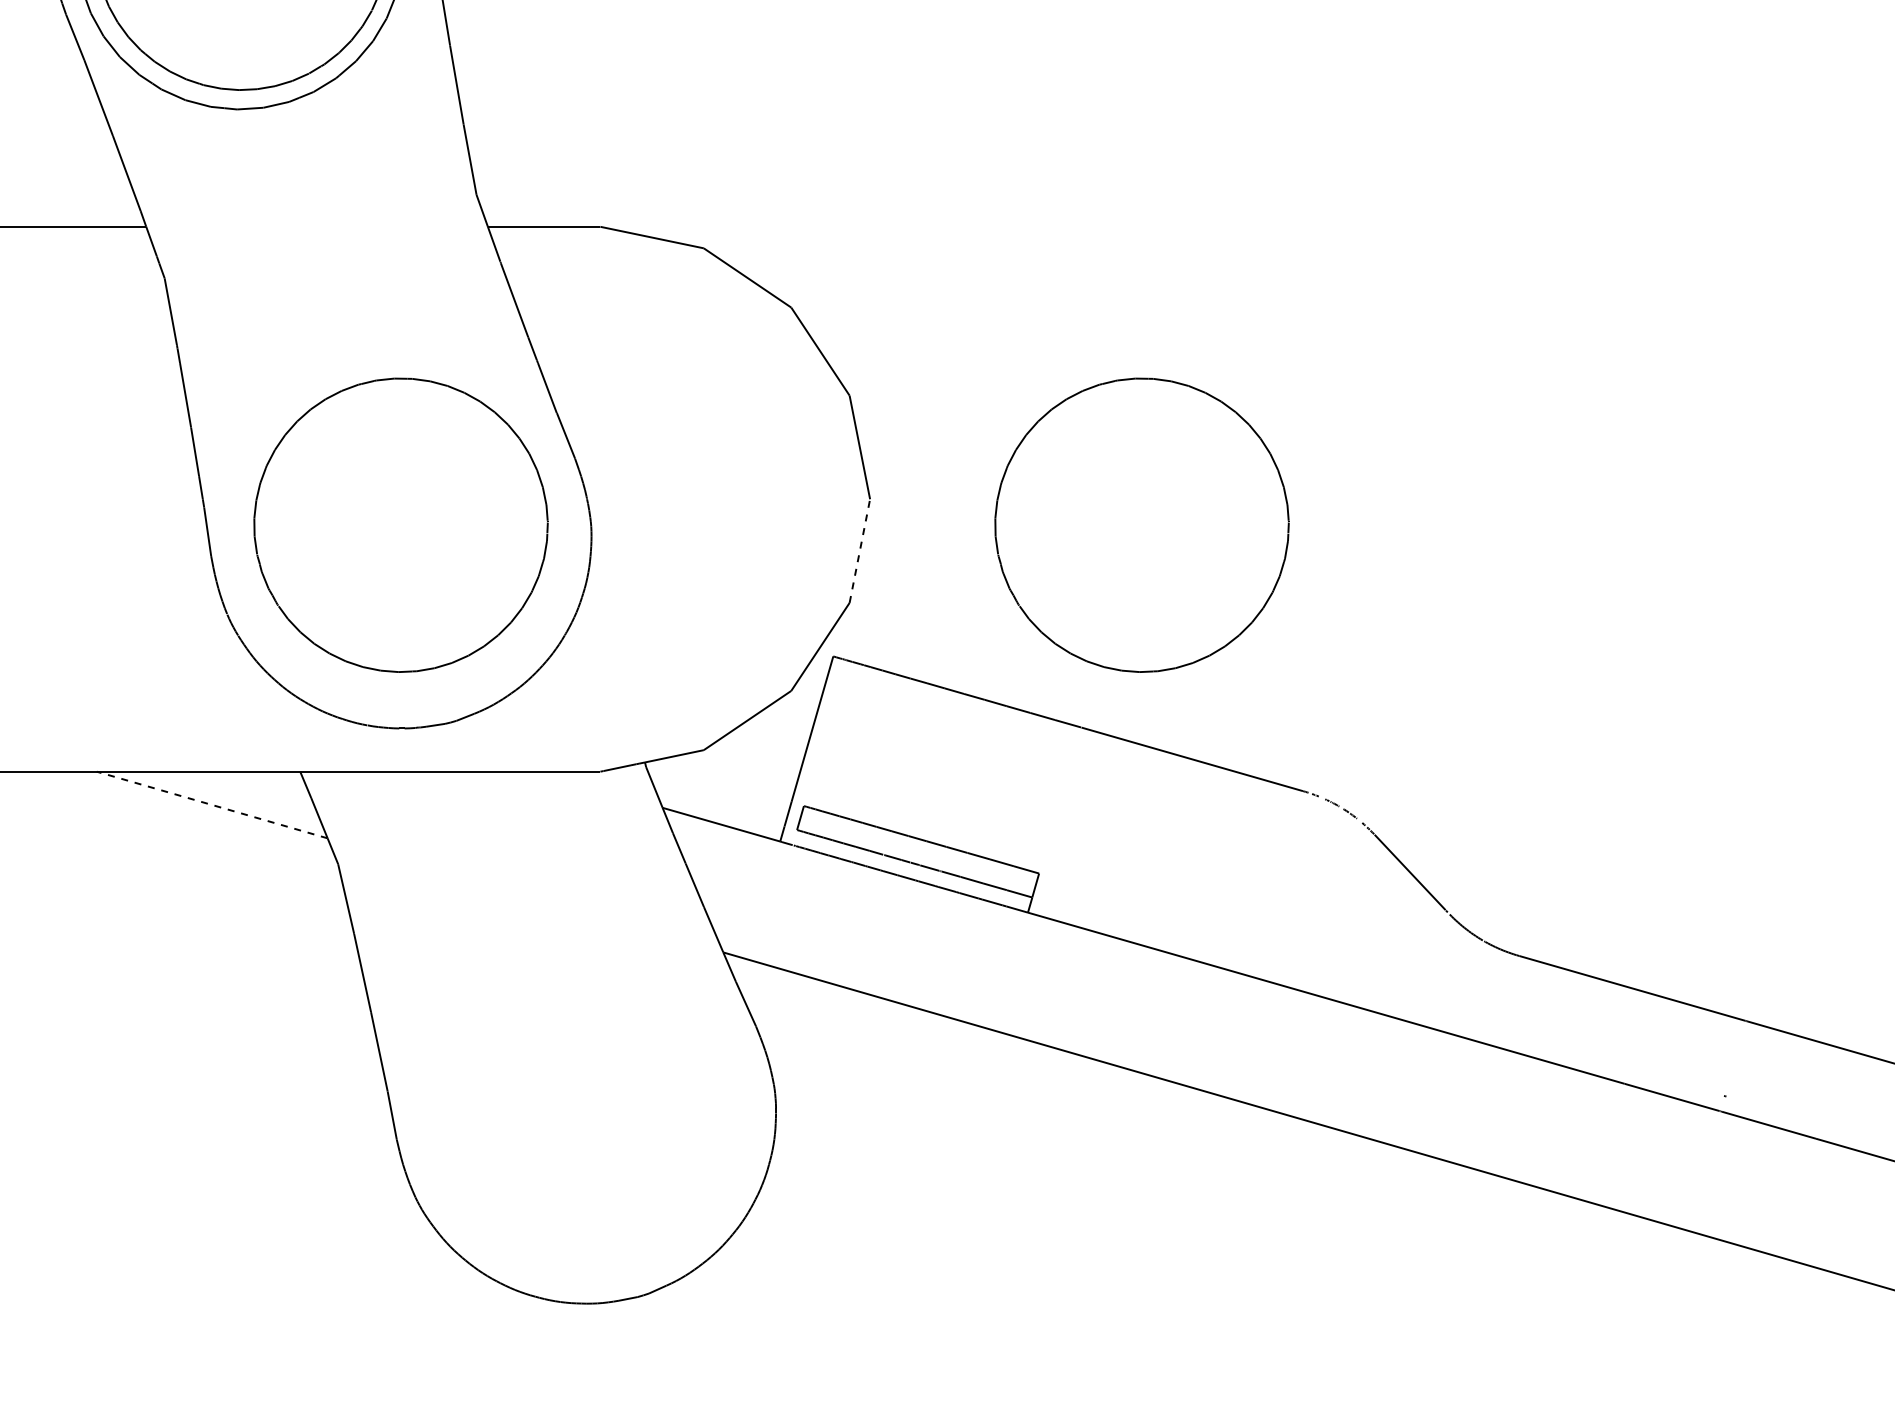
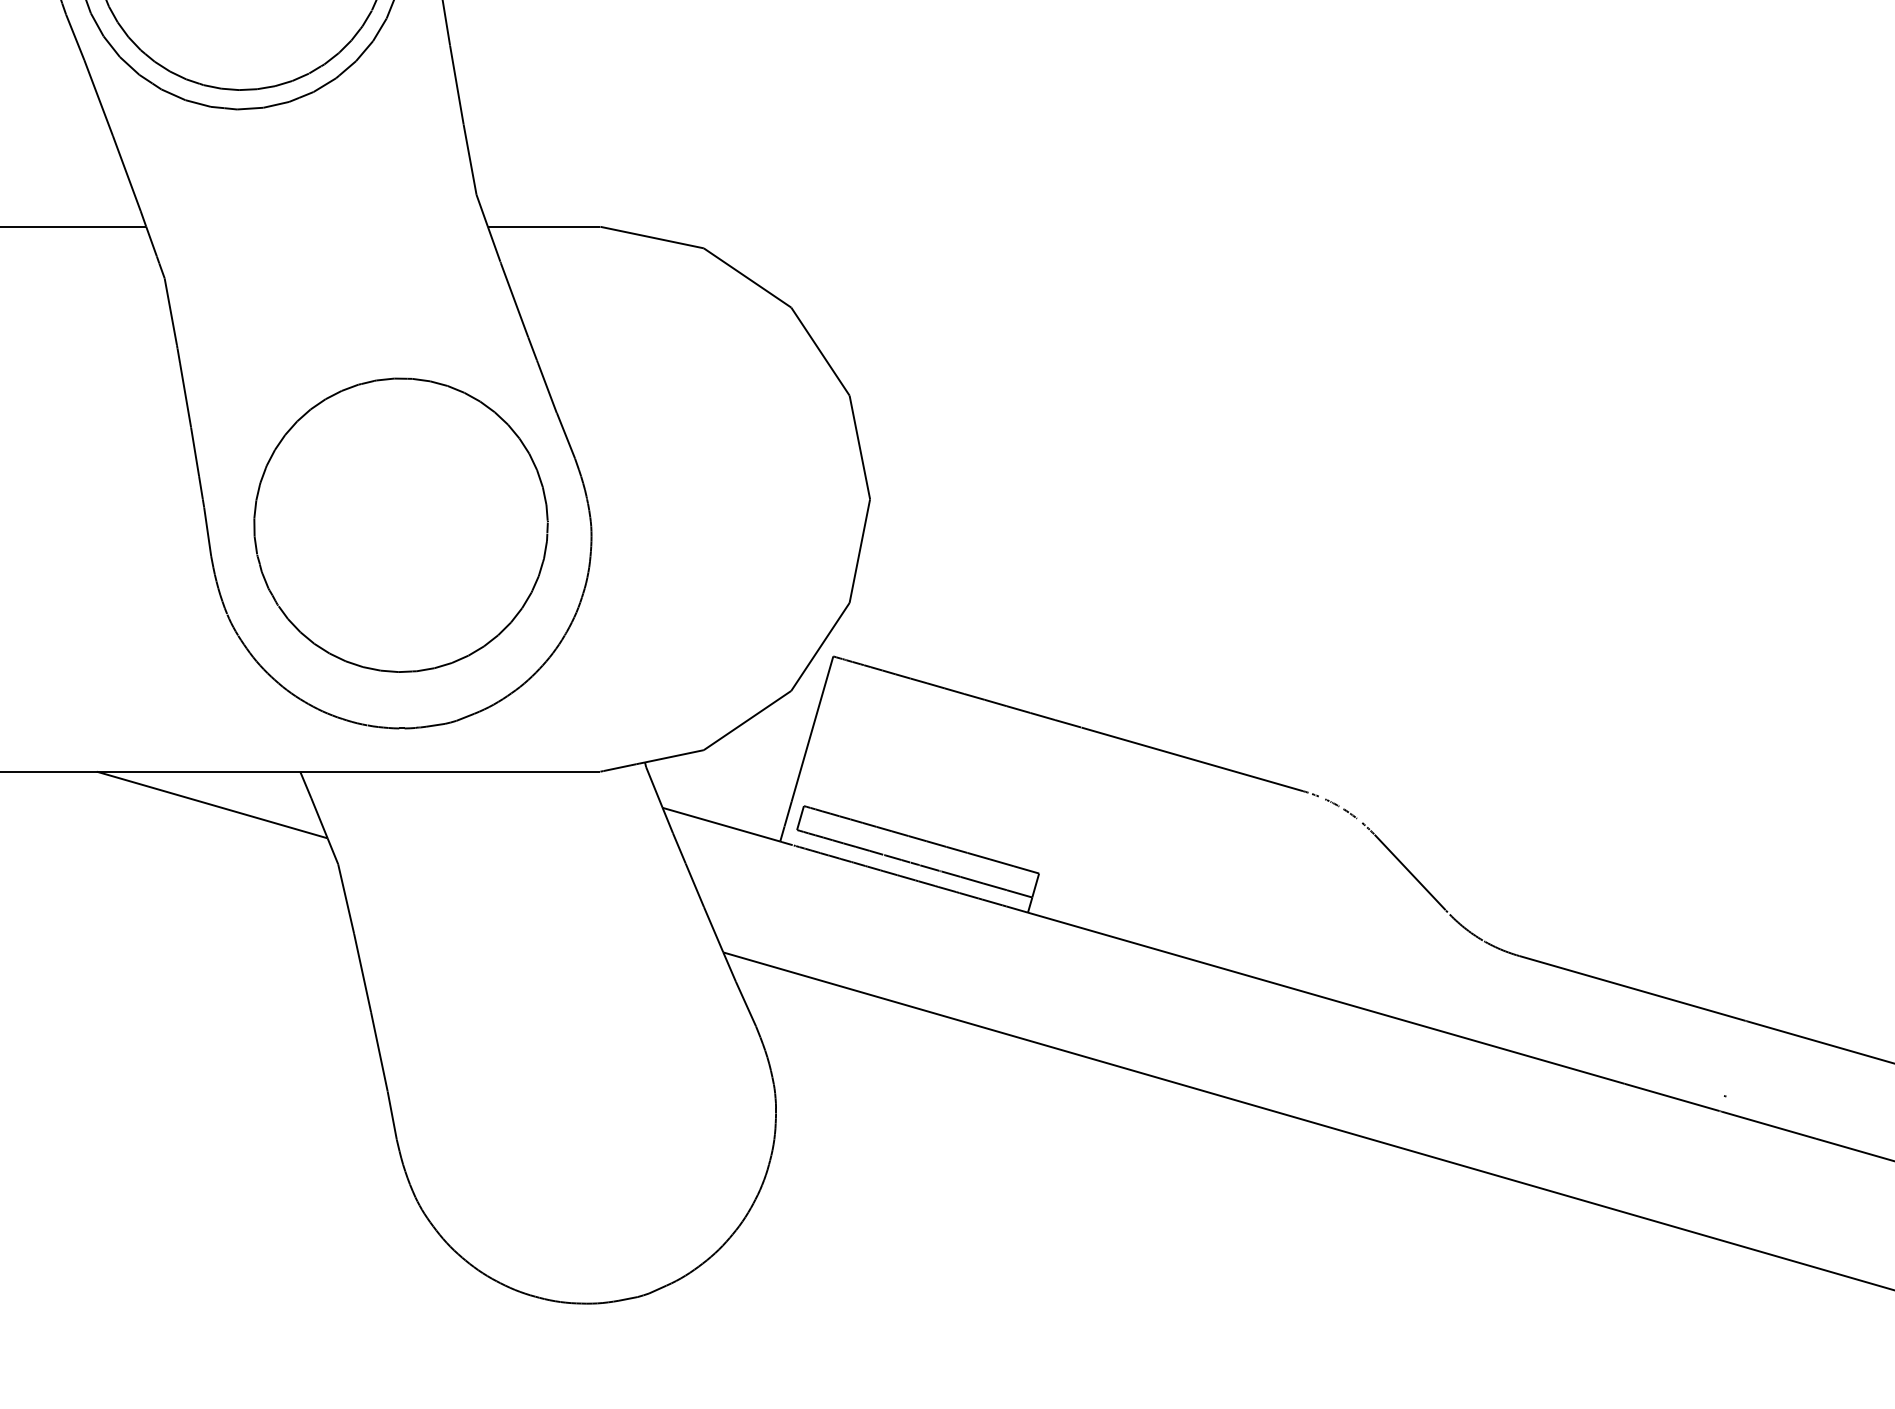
part: present -> none (1141, 524)
line: dashed -> solid (859, 551)
line: dashed -> solid (211, 804)
